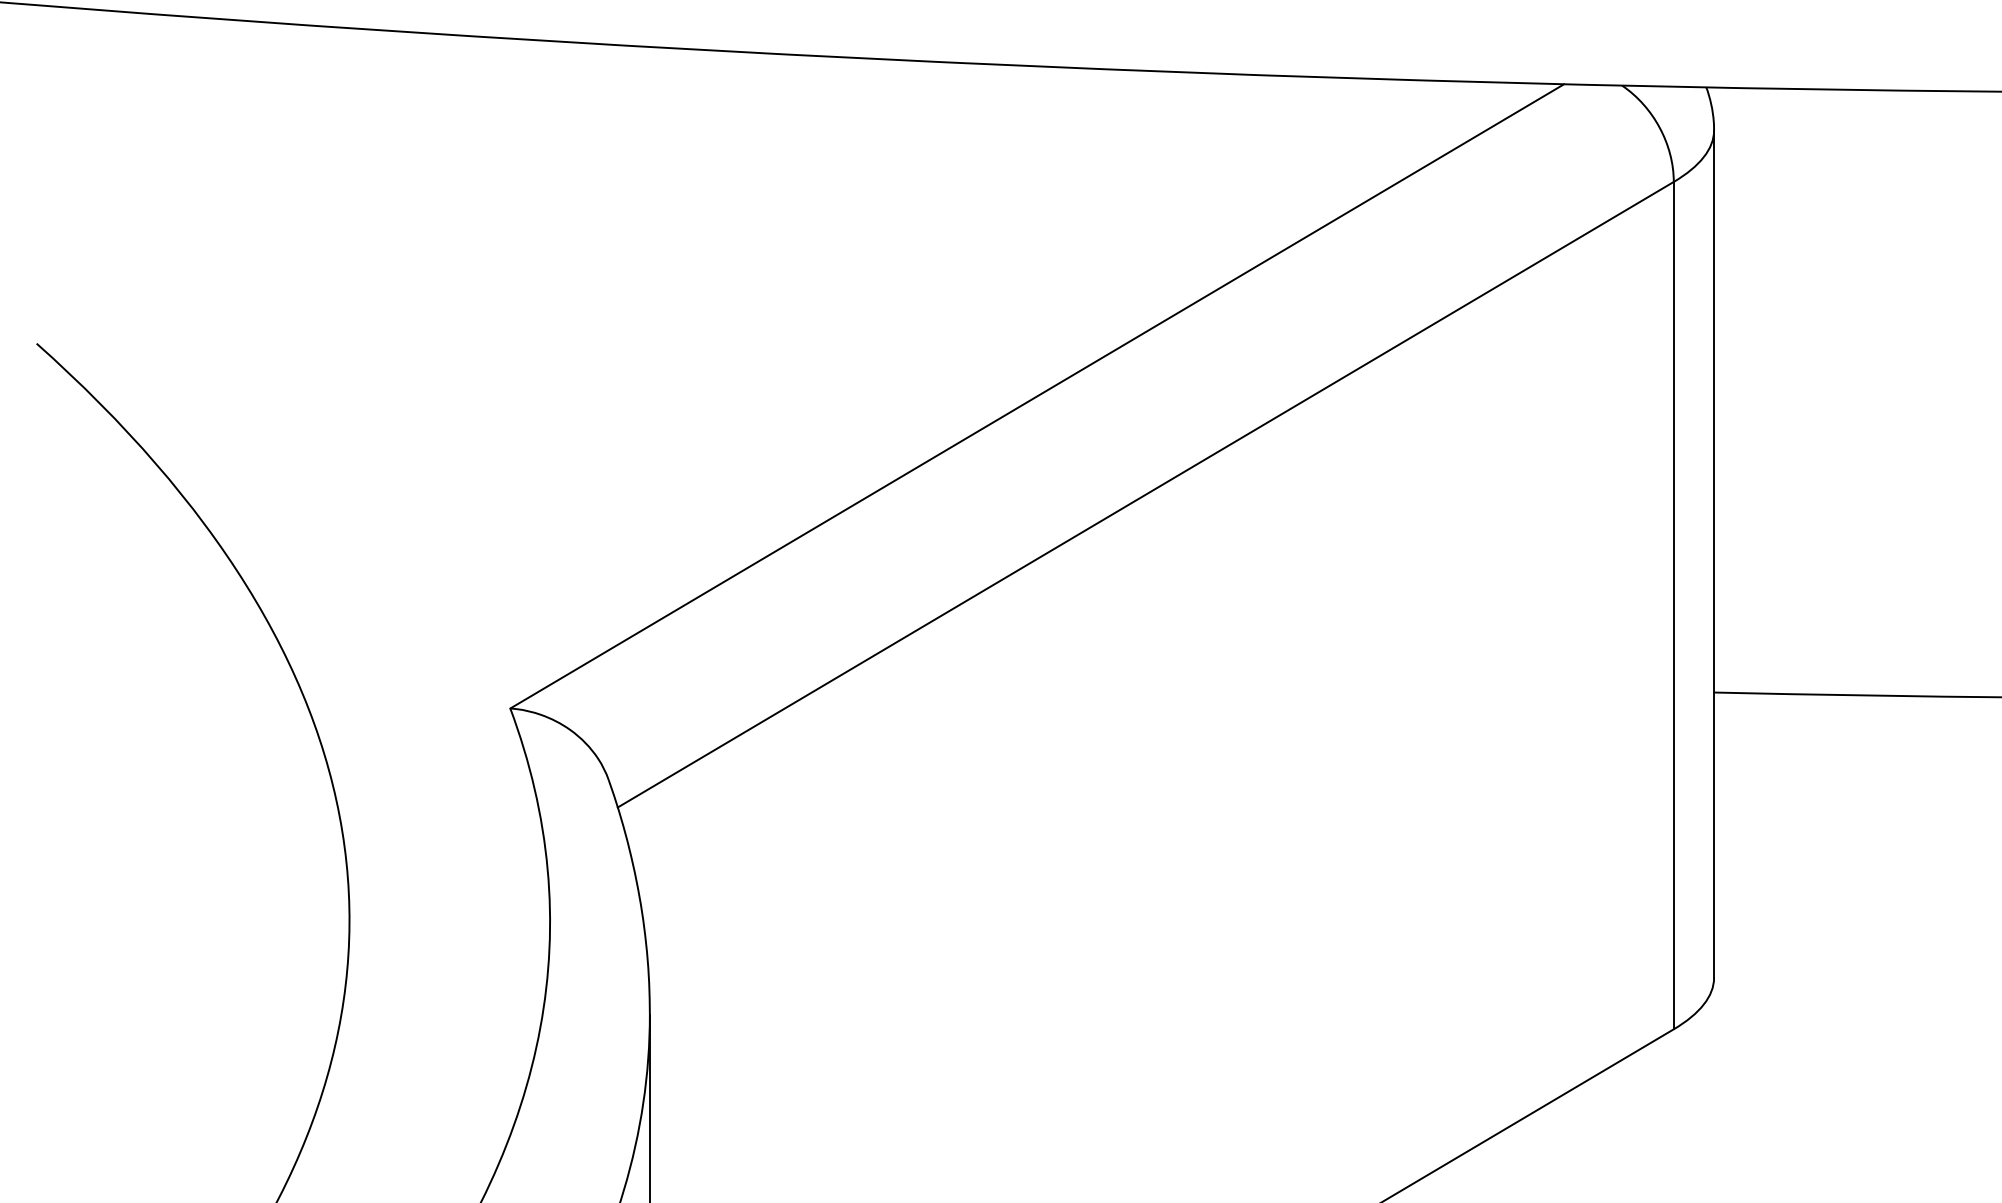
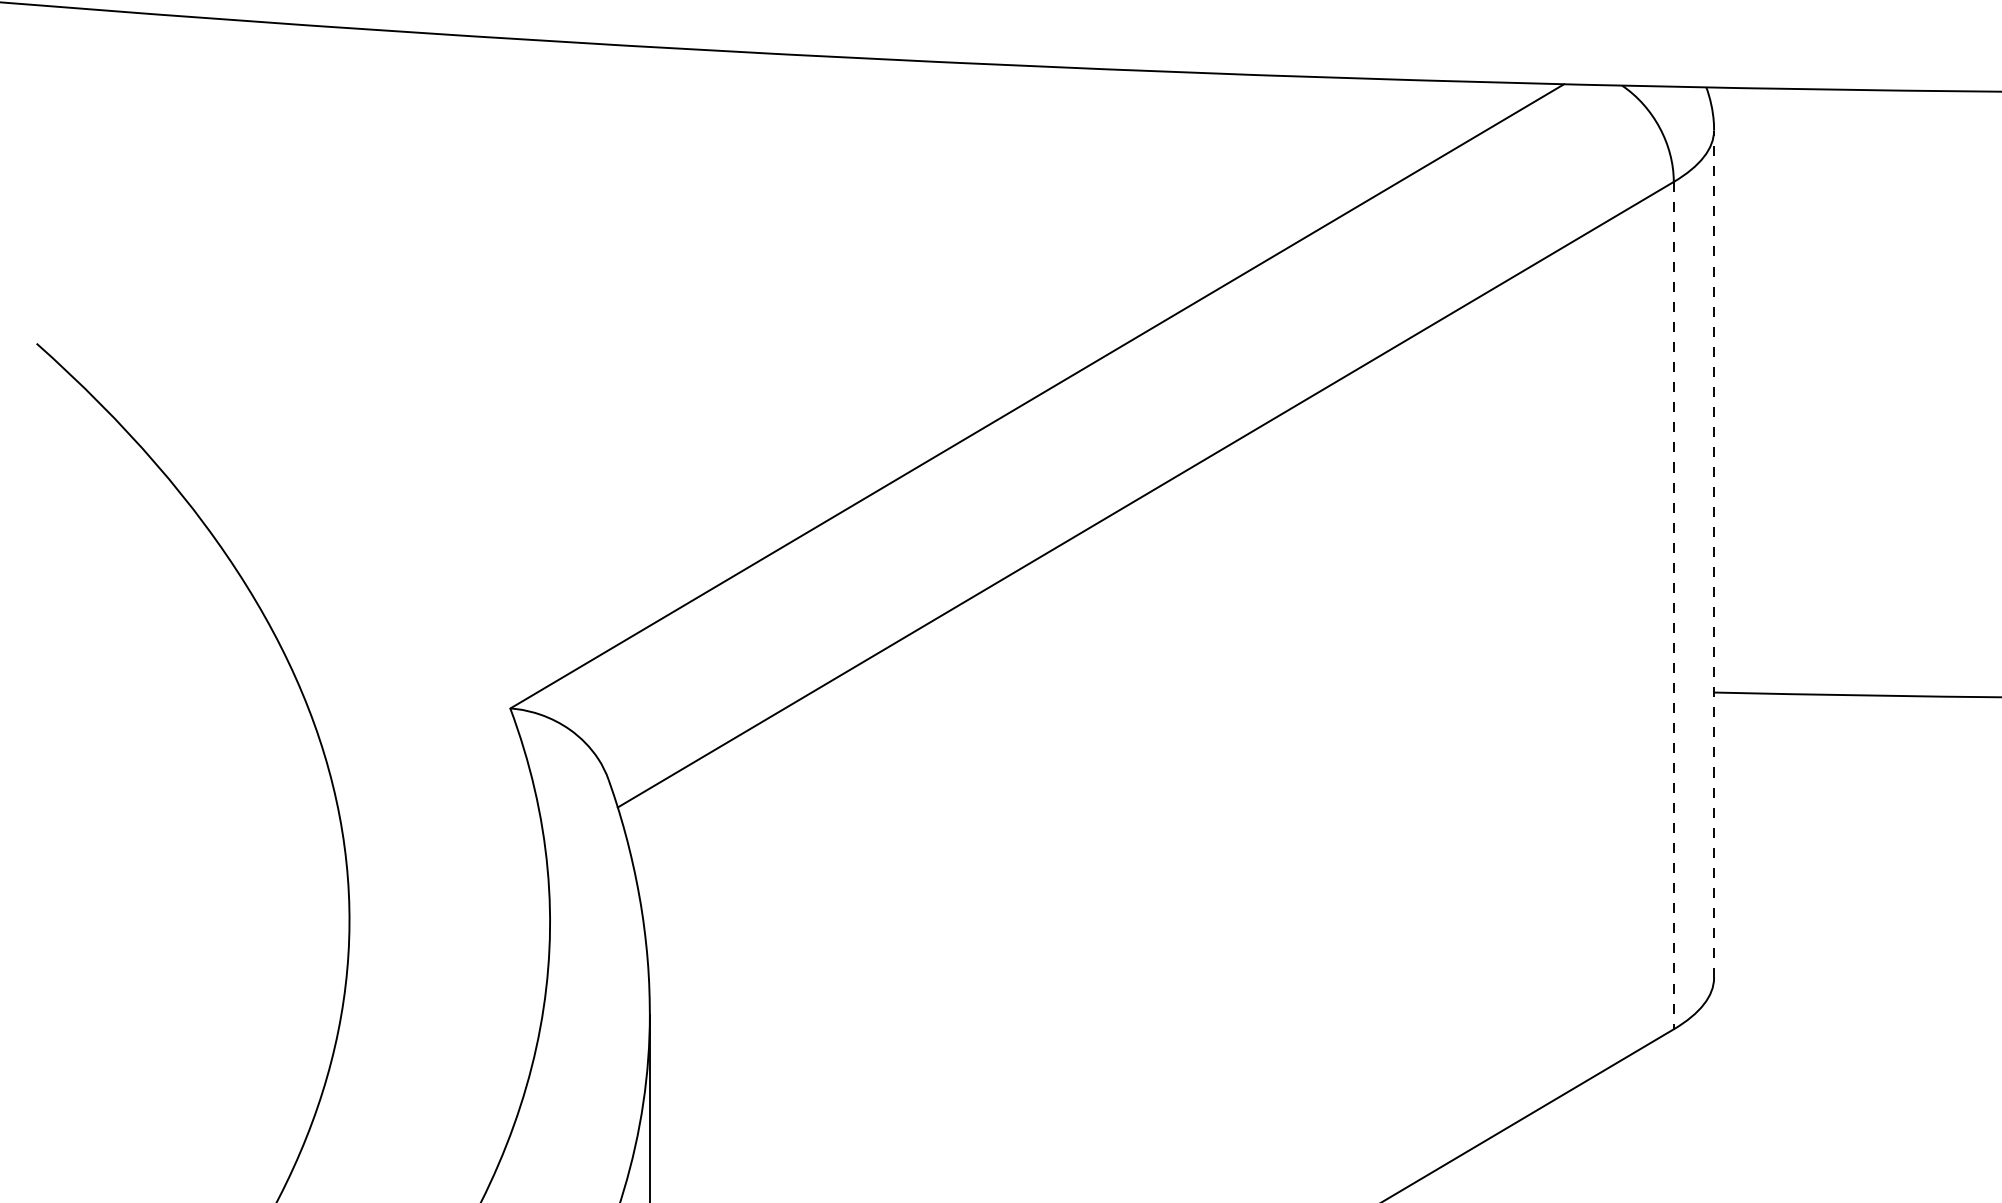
line: solid -> dashed (1714, 554)
line: solid -> dashed (1673, 605)
